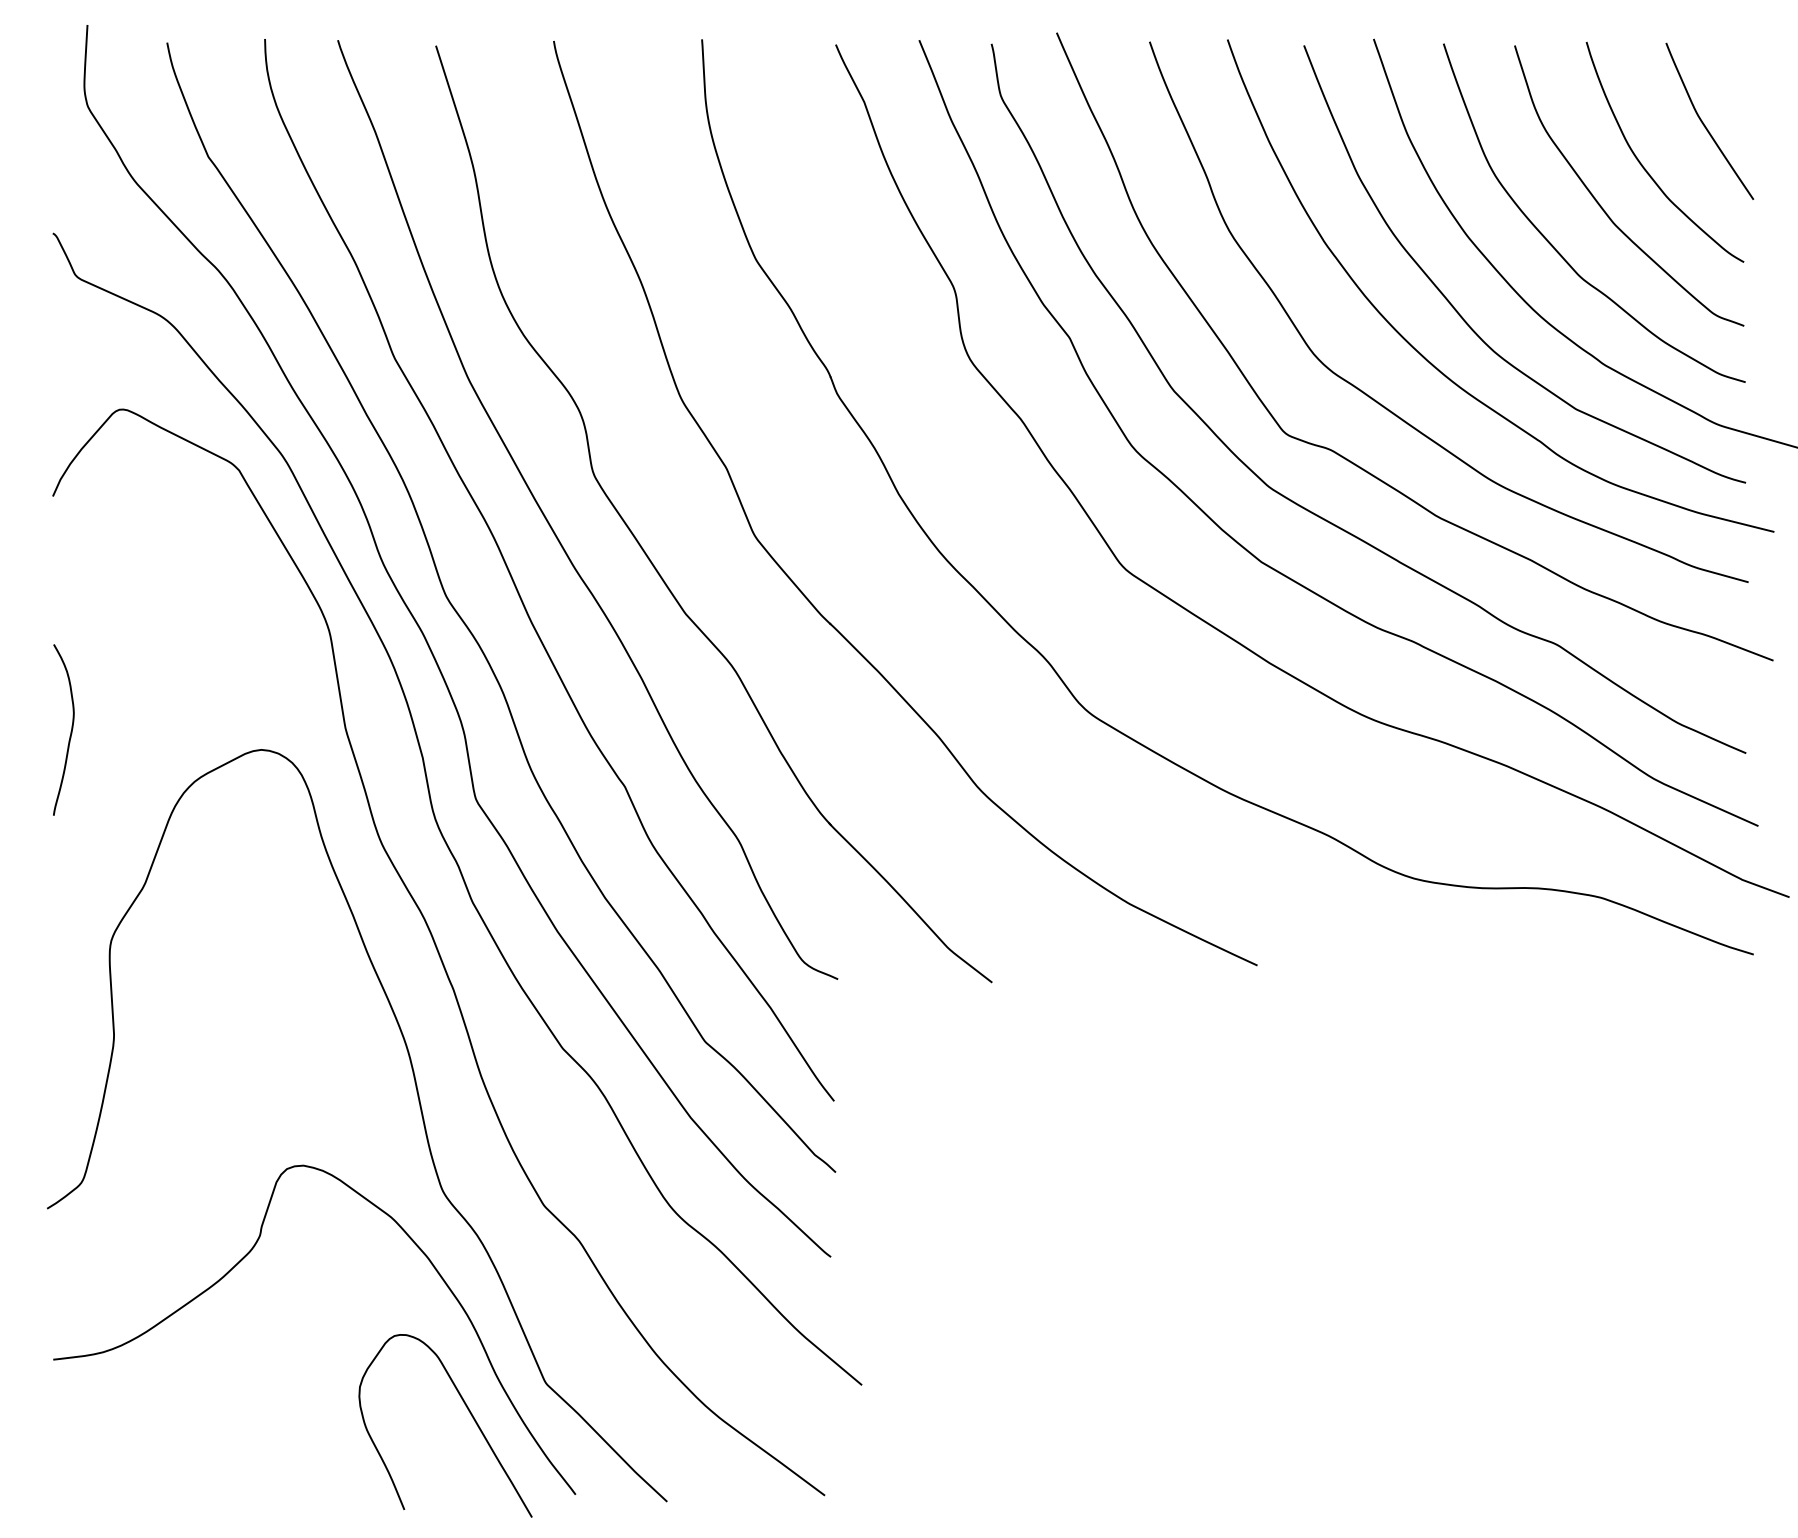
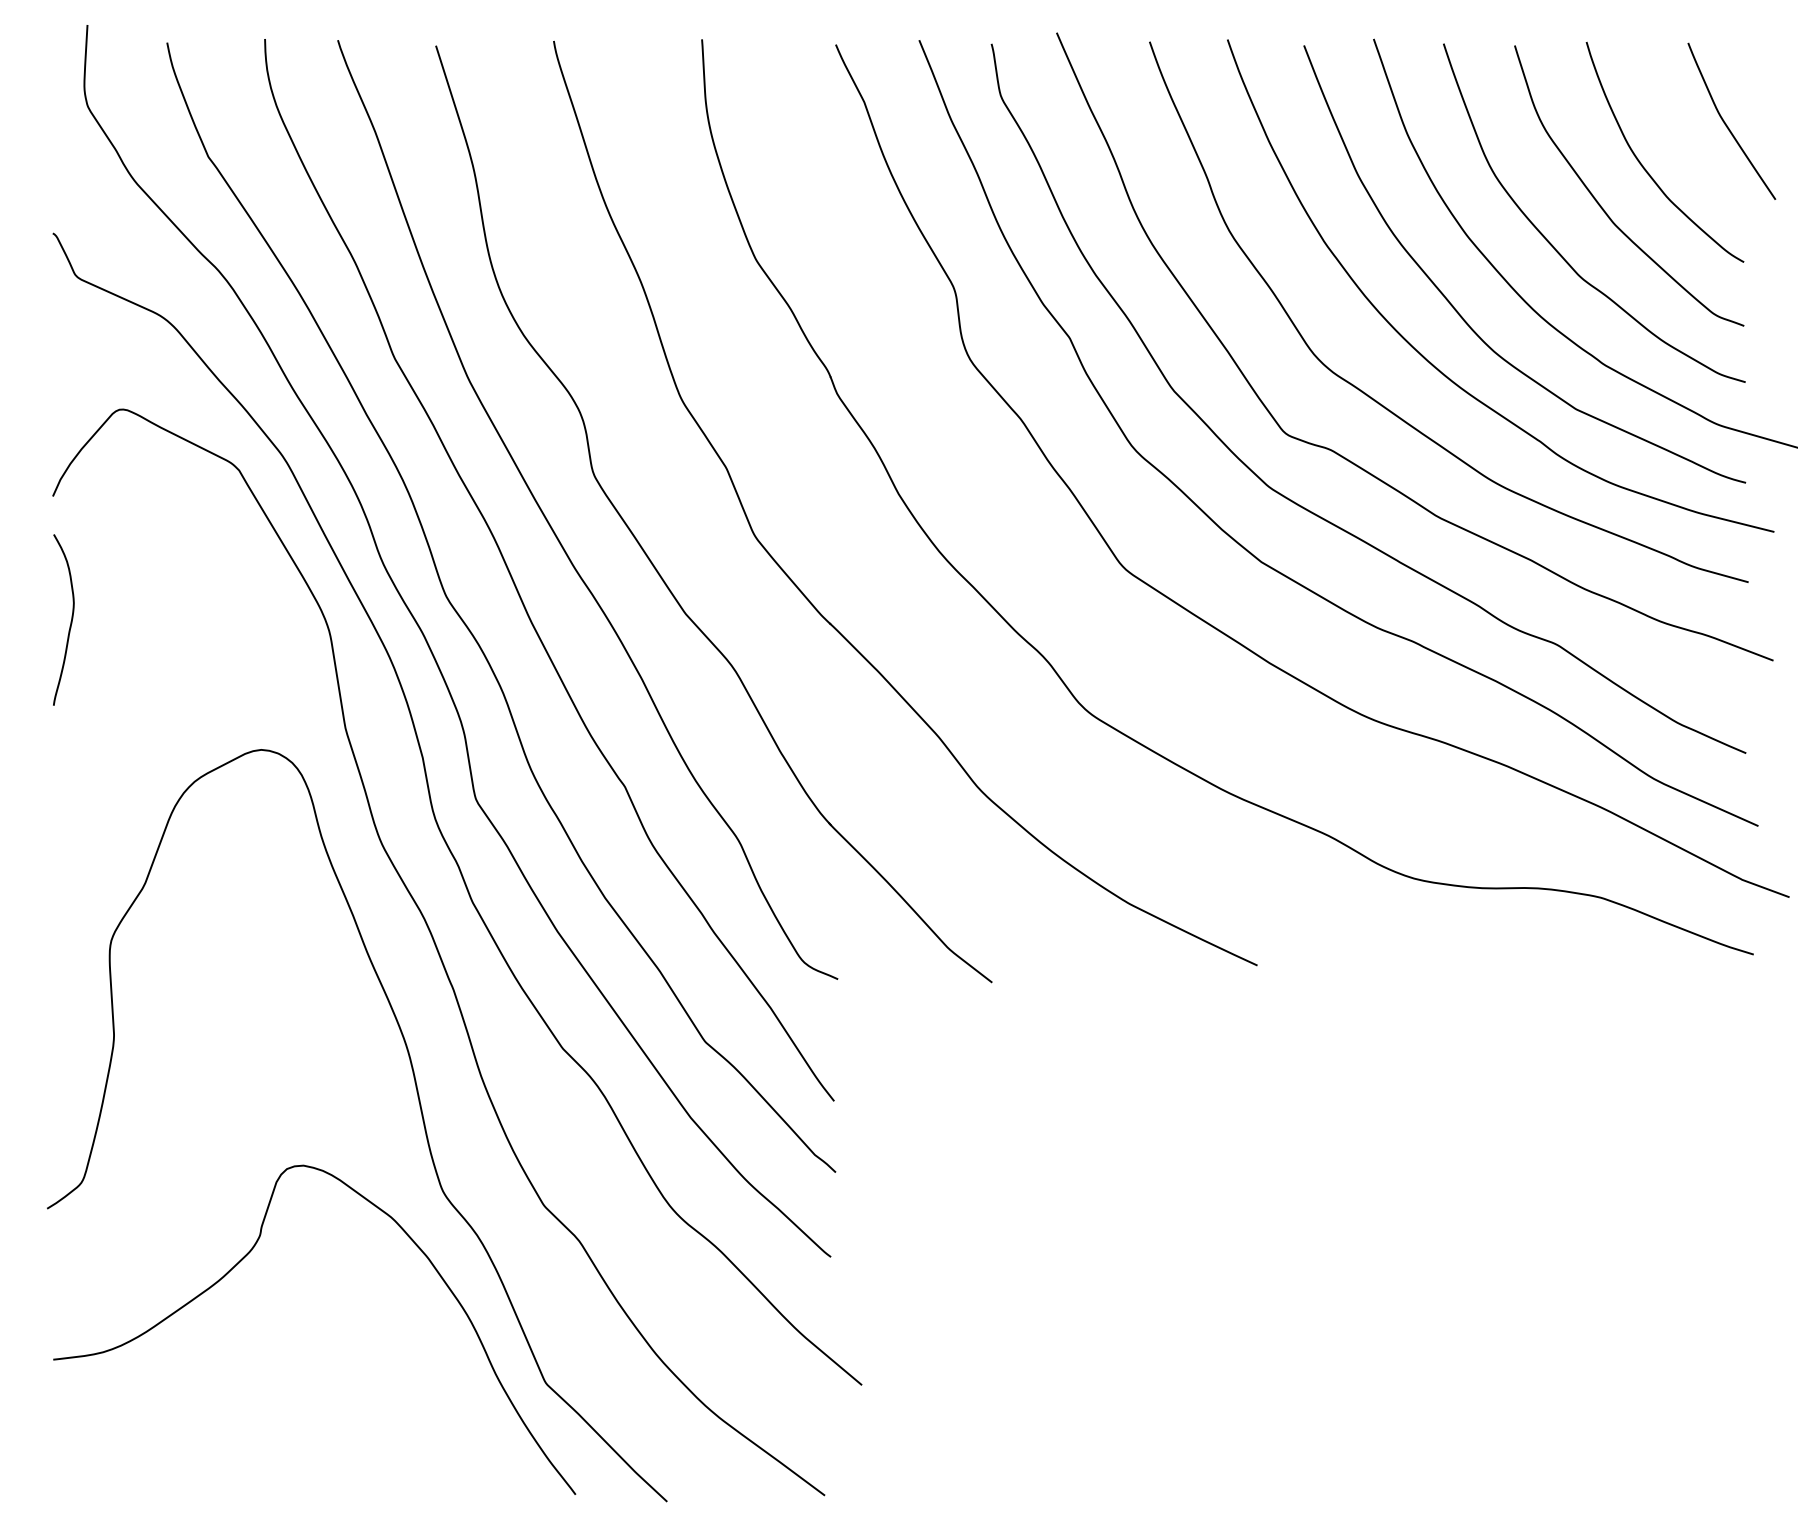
curve position: (1704, 123) -> (1726, 123) (1726, 123)
curve position: (70, 731) -> (70, 621) (70, 621)
curve: present -> none (468, 1411)
